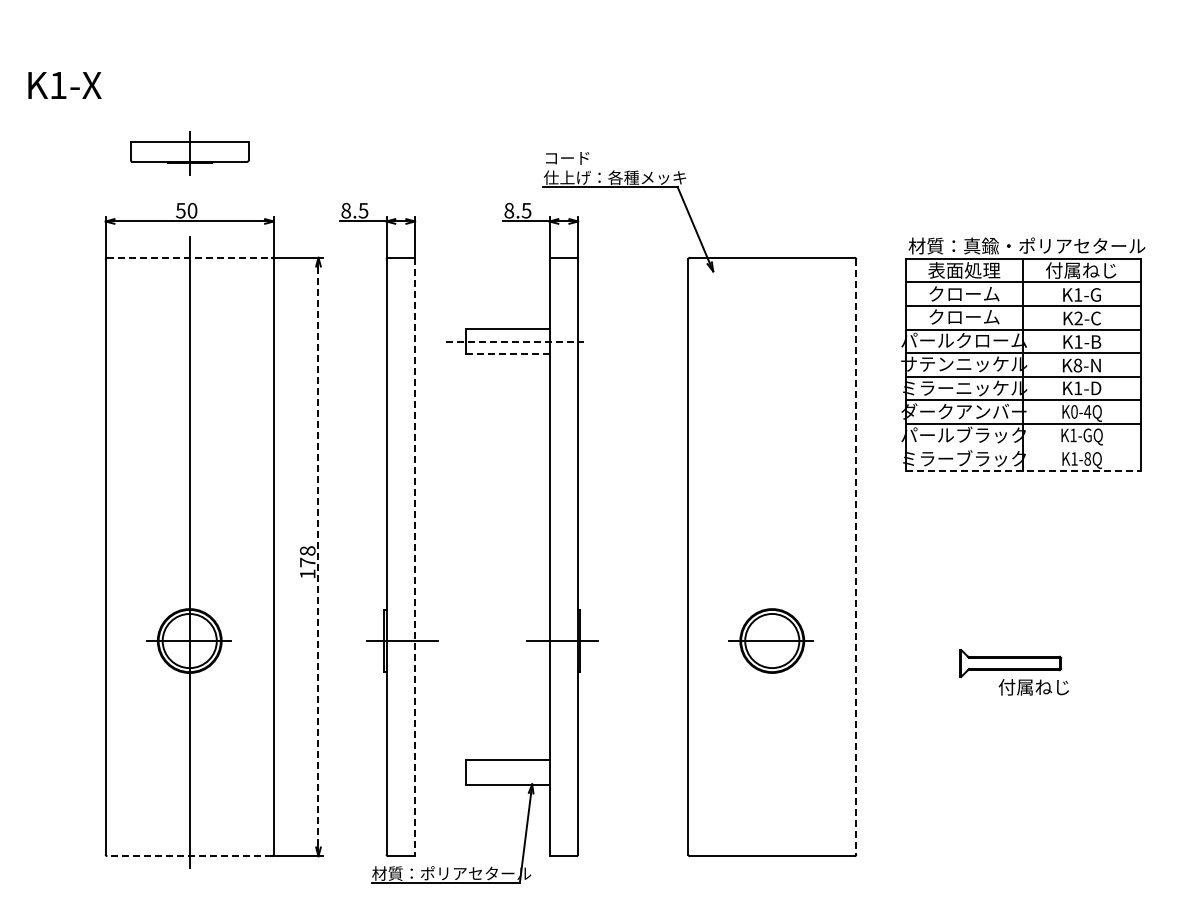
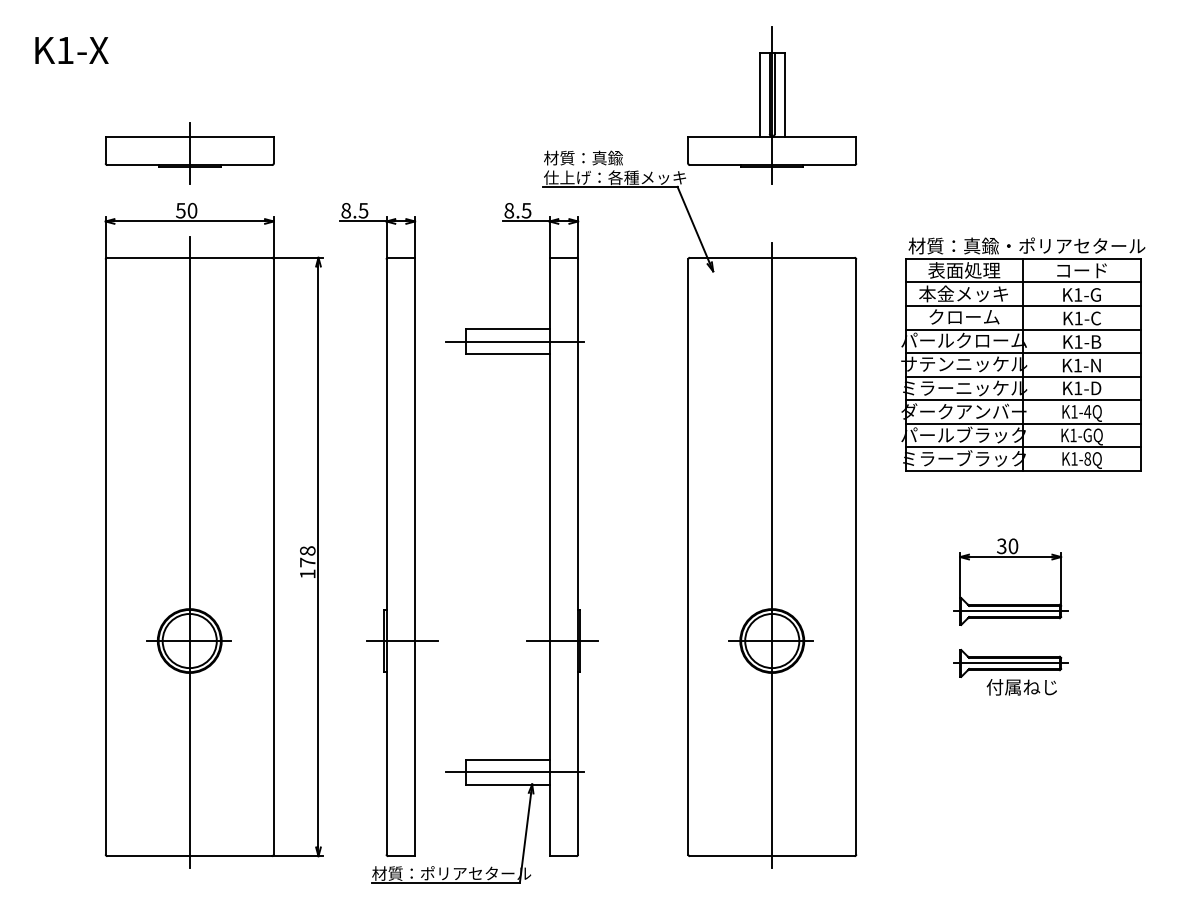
text position: (64, 85) -> (71, 50) (71, 50)
part: none -> present (772, 105)
part size: 120x45 px -> 170x63 px (189, 153)
text: コード -> 材質：真鍮 (583, 157)
line: dashed -> solid (190, 257)
text: 付属ねじ -> コード (1081, 270)
text: クローム -> 本金メッキ (963, 293)
text: K2-C -> K1-C (1078, 318)
line: dashed -> solid (514, 341)
line: dashed -> solid (507, 354)
text: K8-N -> K1-N (1077, 365)
text: K0-4Q -> K1-4Q (1074, 411)
line: none -> present (1023, 447)
line: dashed -> solid (1023, 470)
line: none -> present (772, 555)
line: dashed -> solid (856, 556)
line: dashed -> solid (318, 557)
line: dashed -> solid (415, 557)
part: none -> present (1010, 581)
line: none -> present (1010, 663)
text position: (1033, 687) -> (1021, 687) (1021, 687)
line: none -> present (514, 772)
line: dashed -> solid (189, 856)
